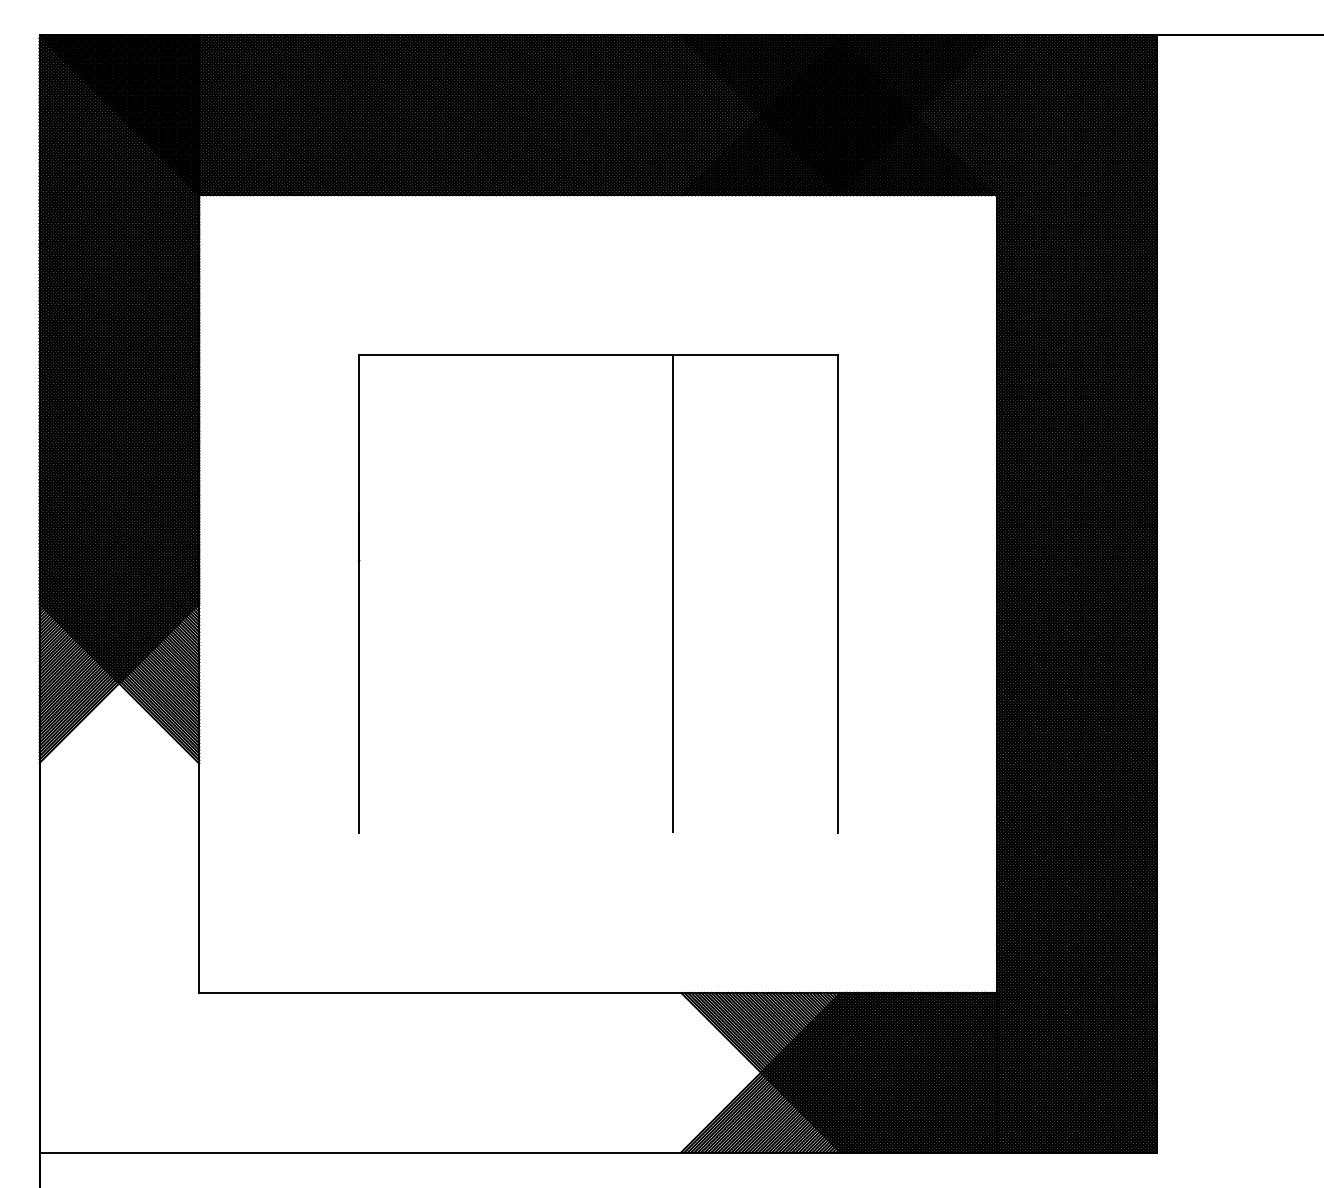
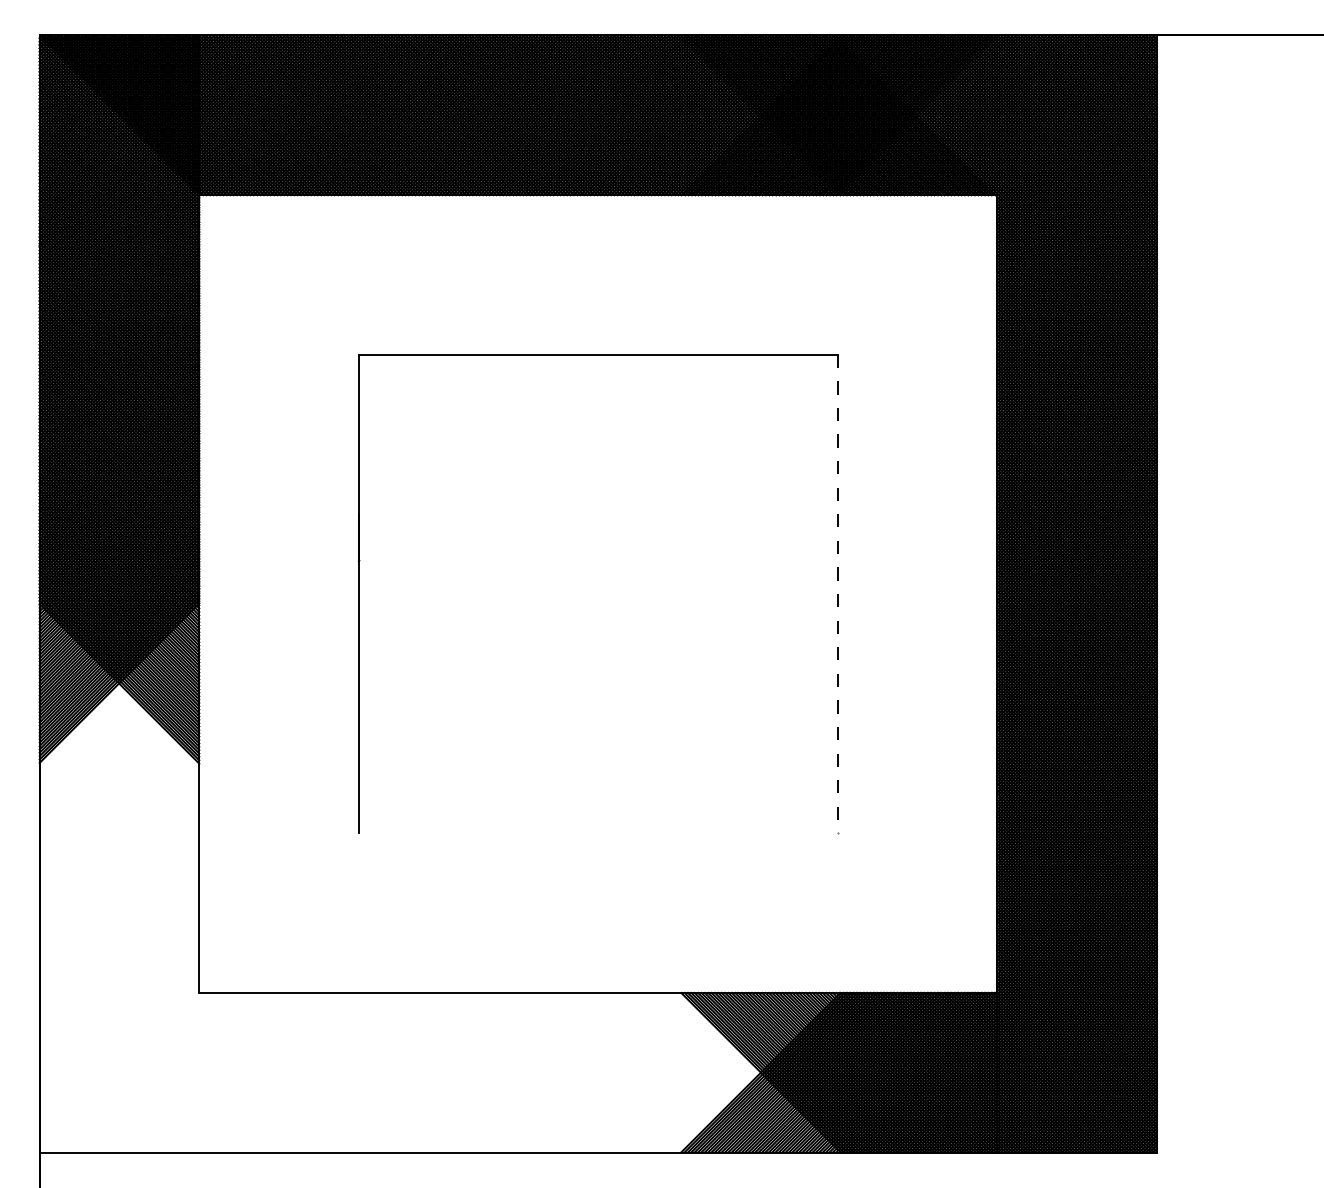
hatch: present -> none (672, 593)
line: solid -> dashed (837, 594)
